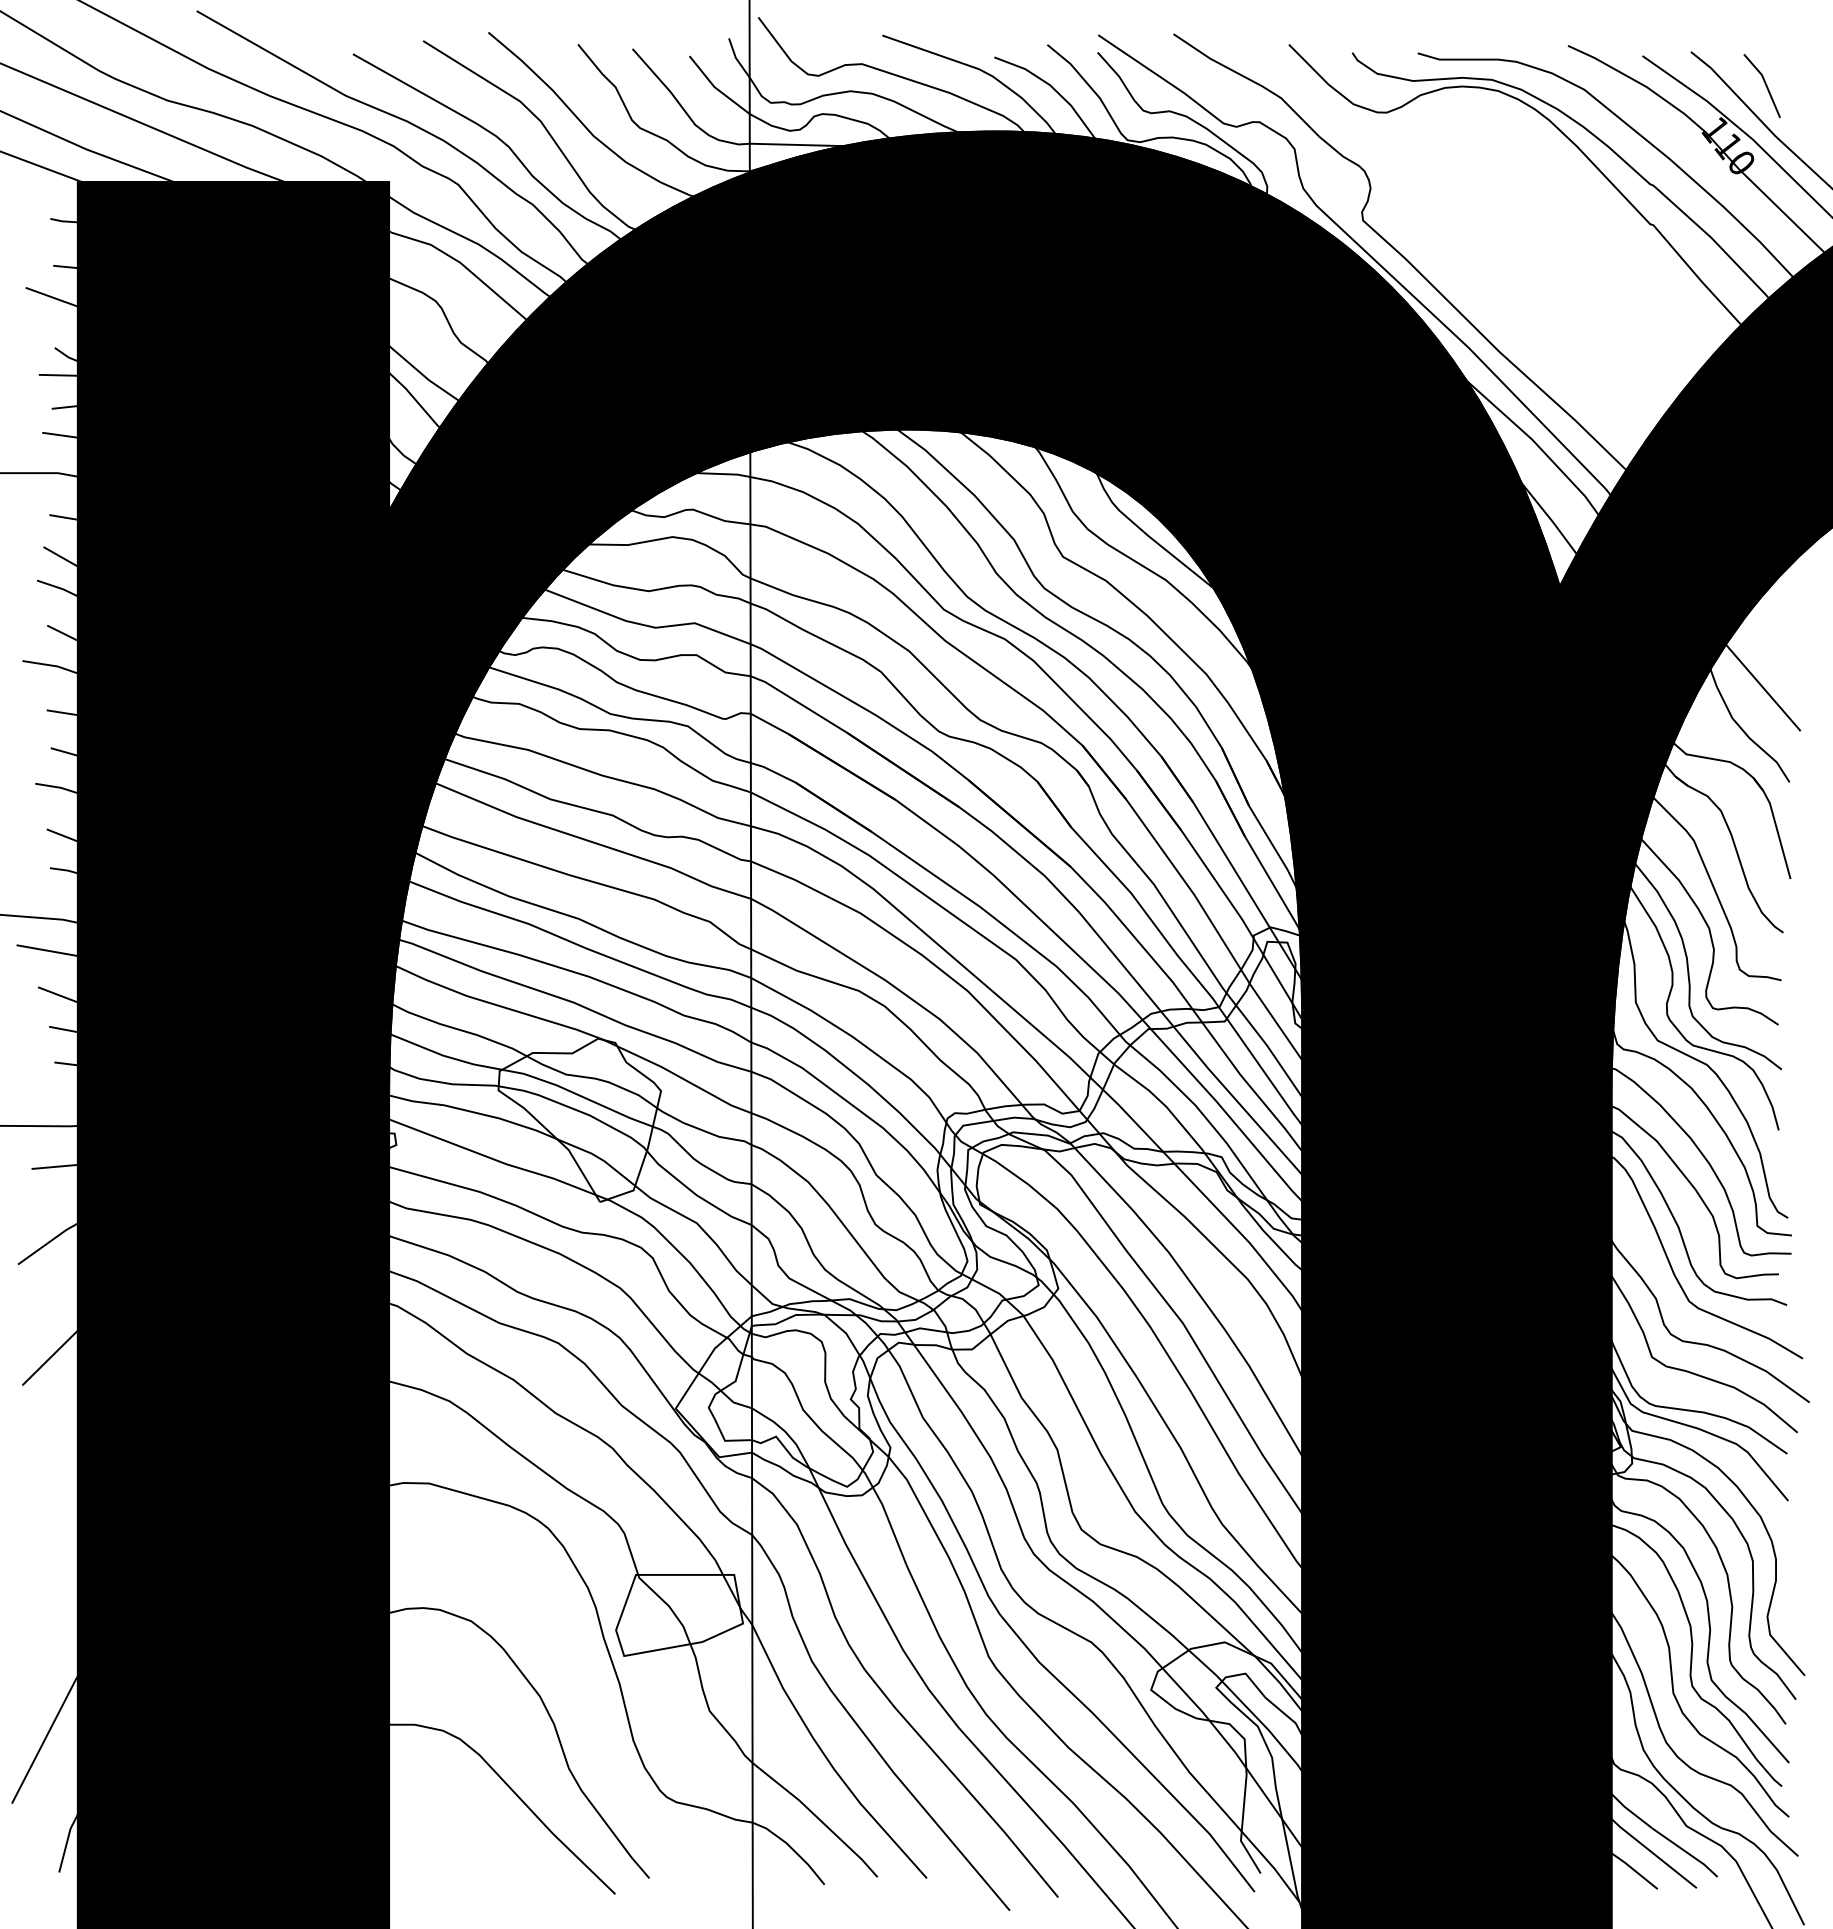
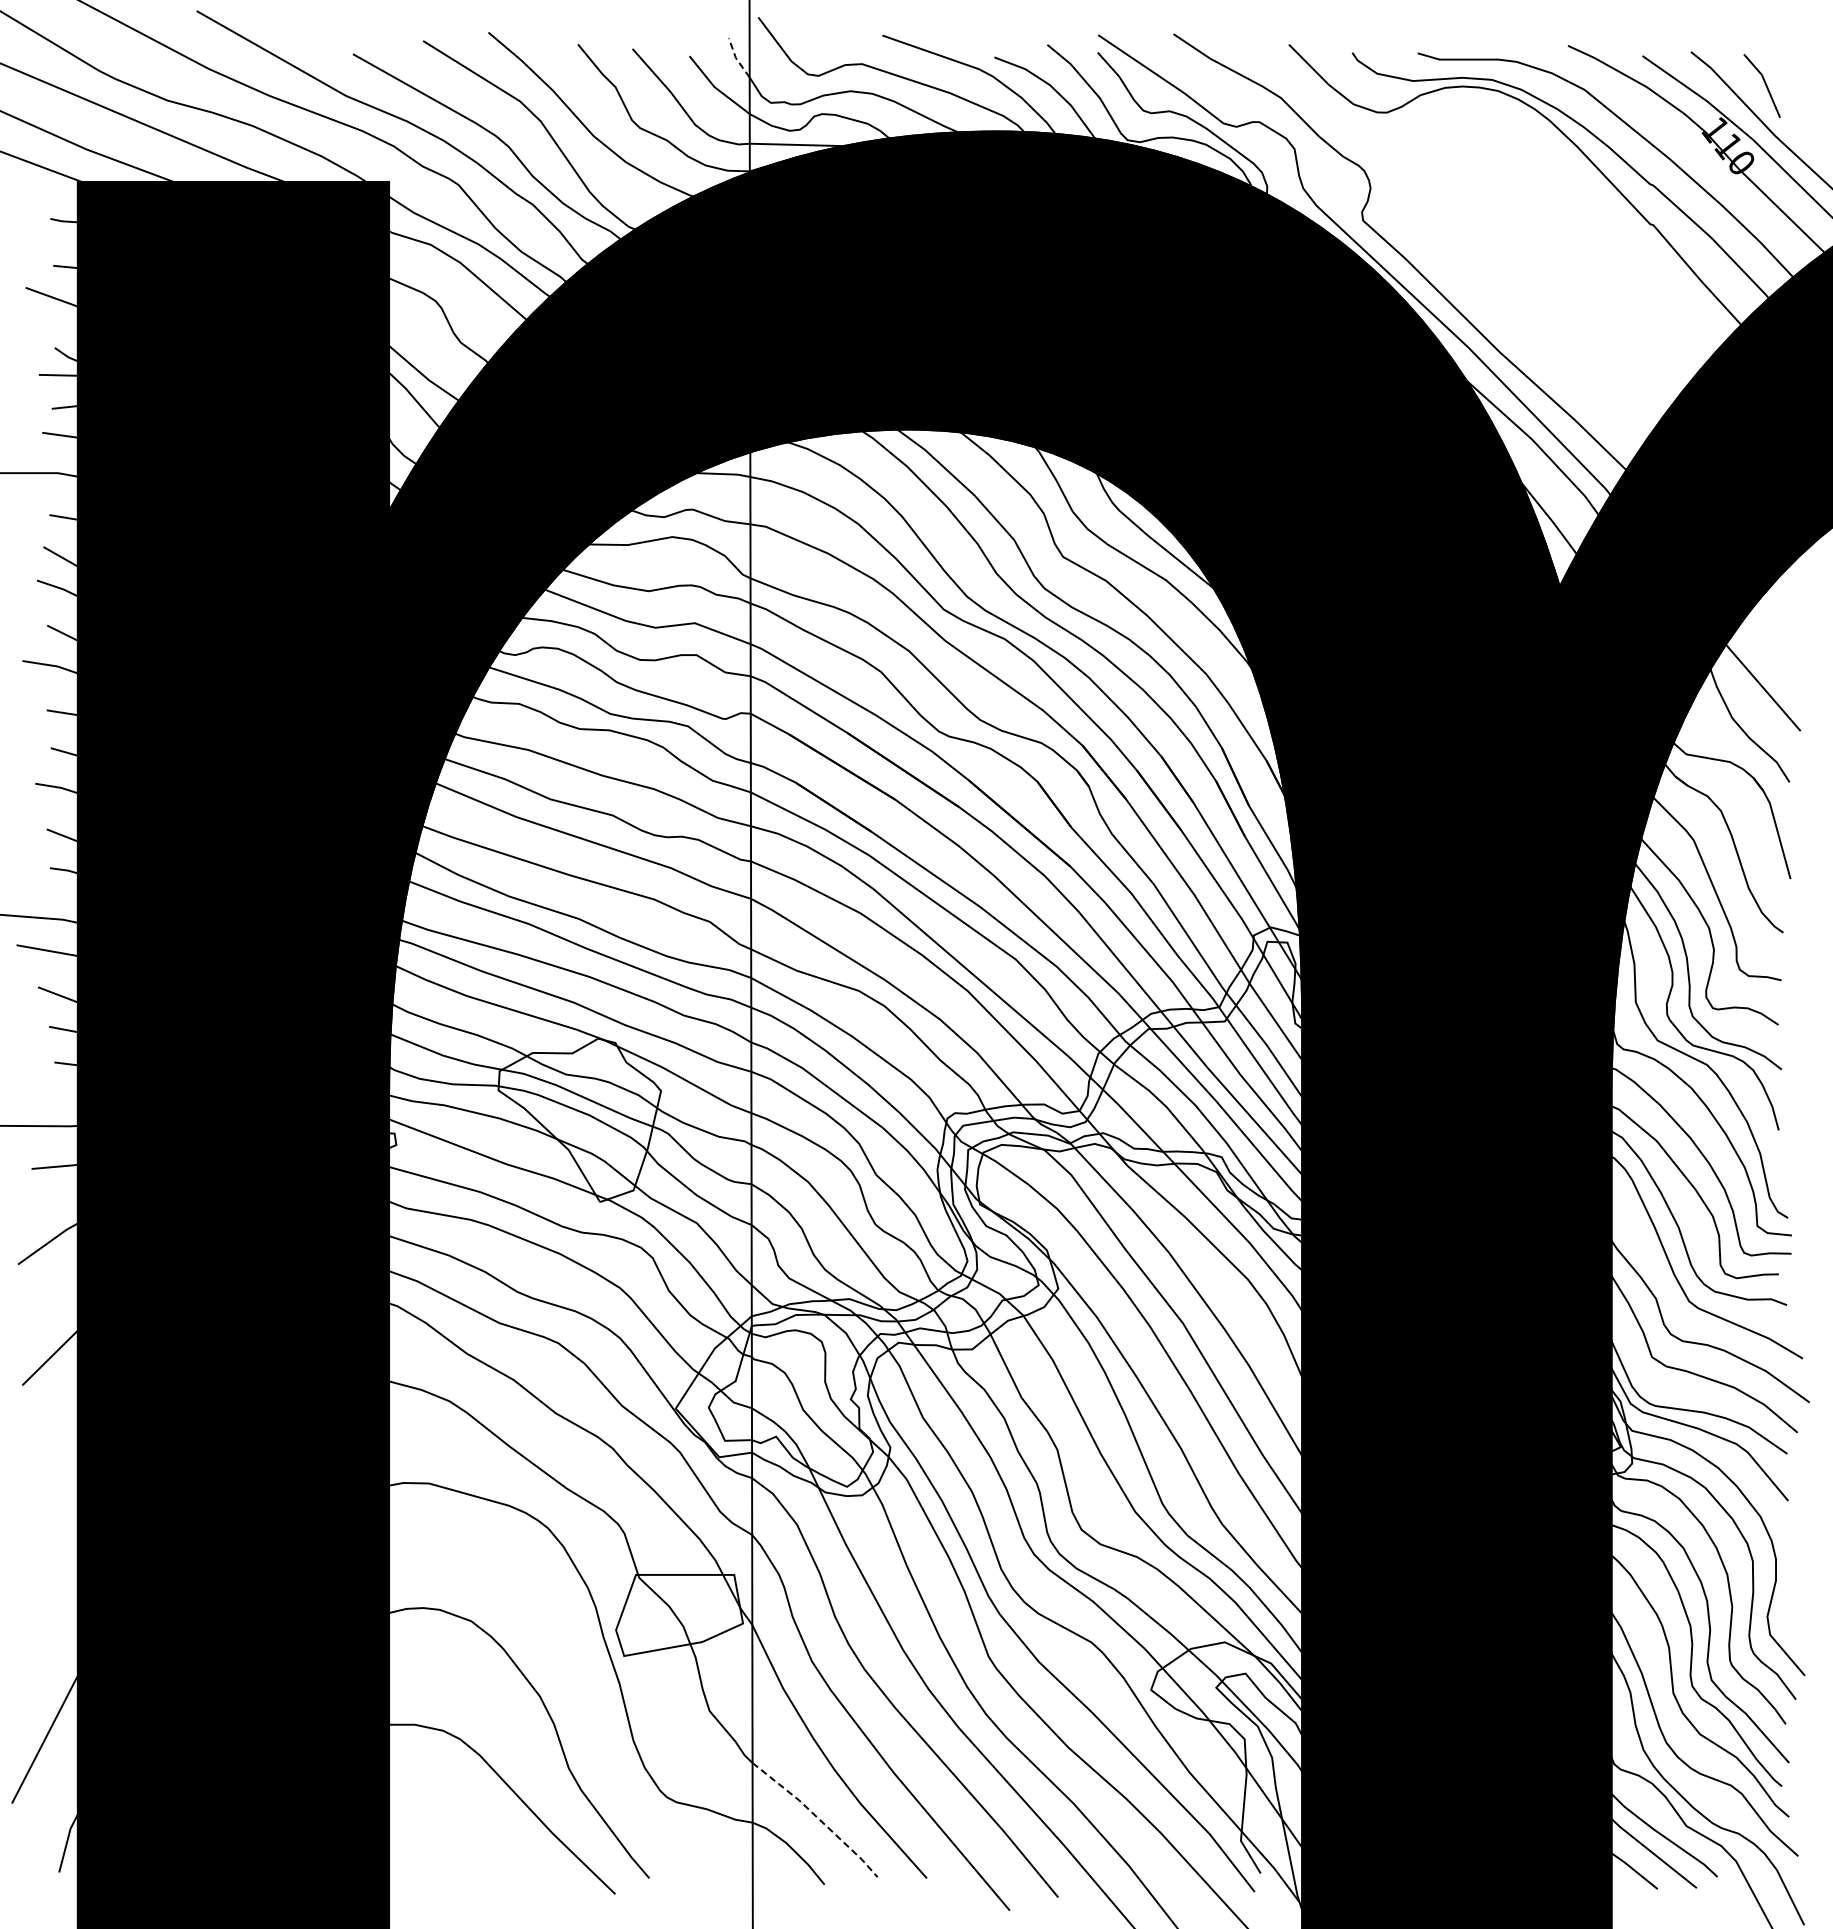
line: solid -> dashed (736, 58)
line: solid -> dashed (817, 1818)
